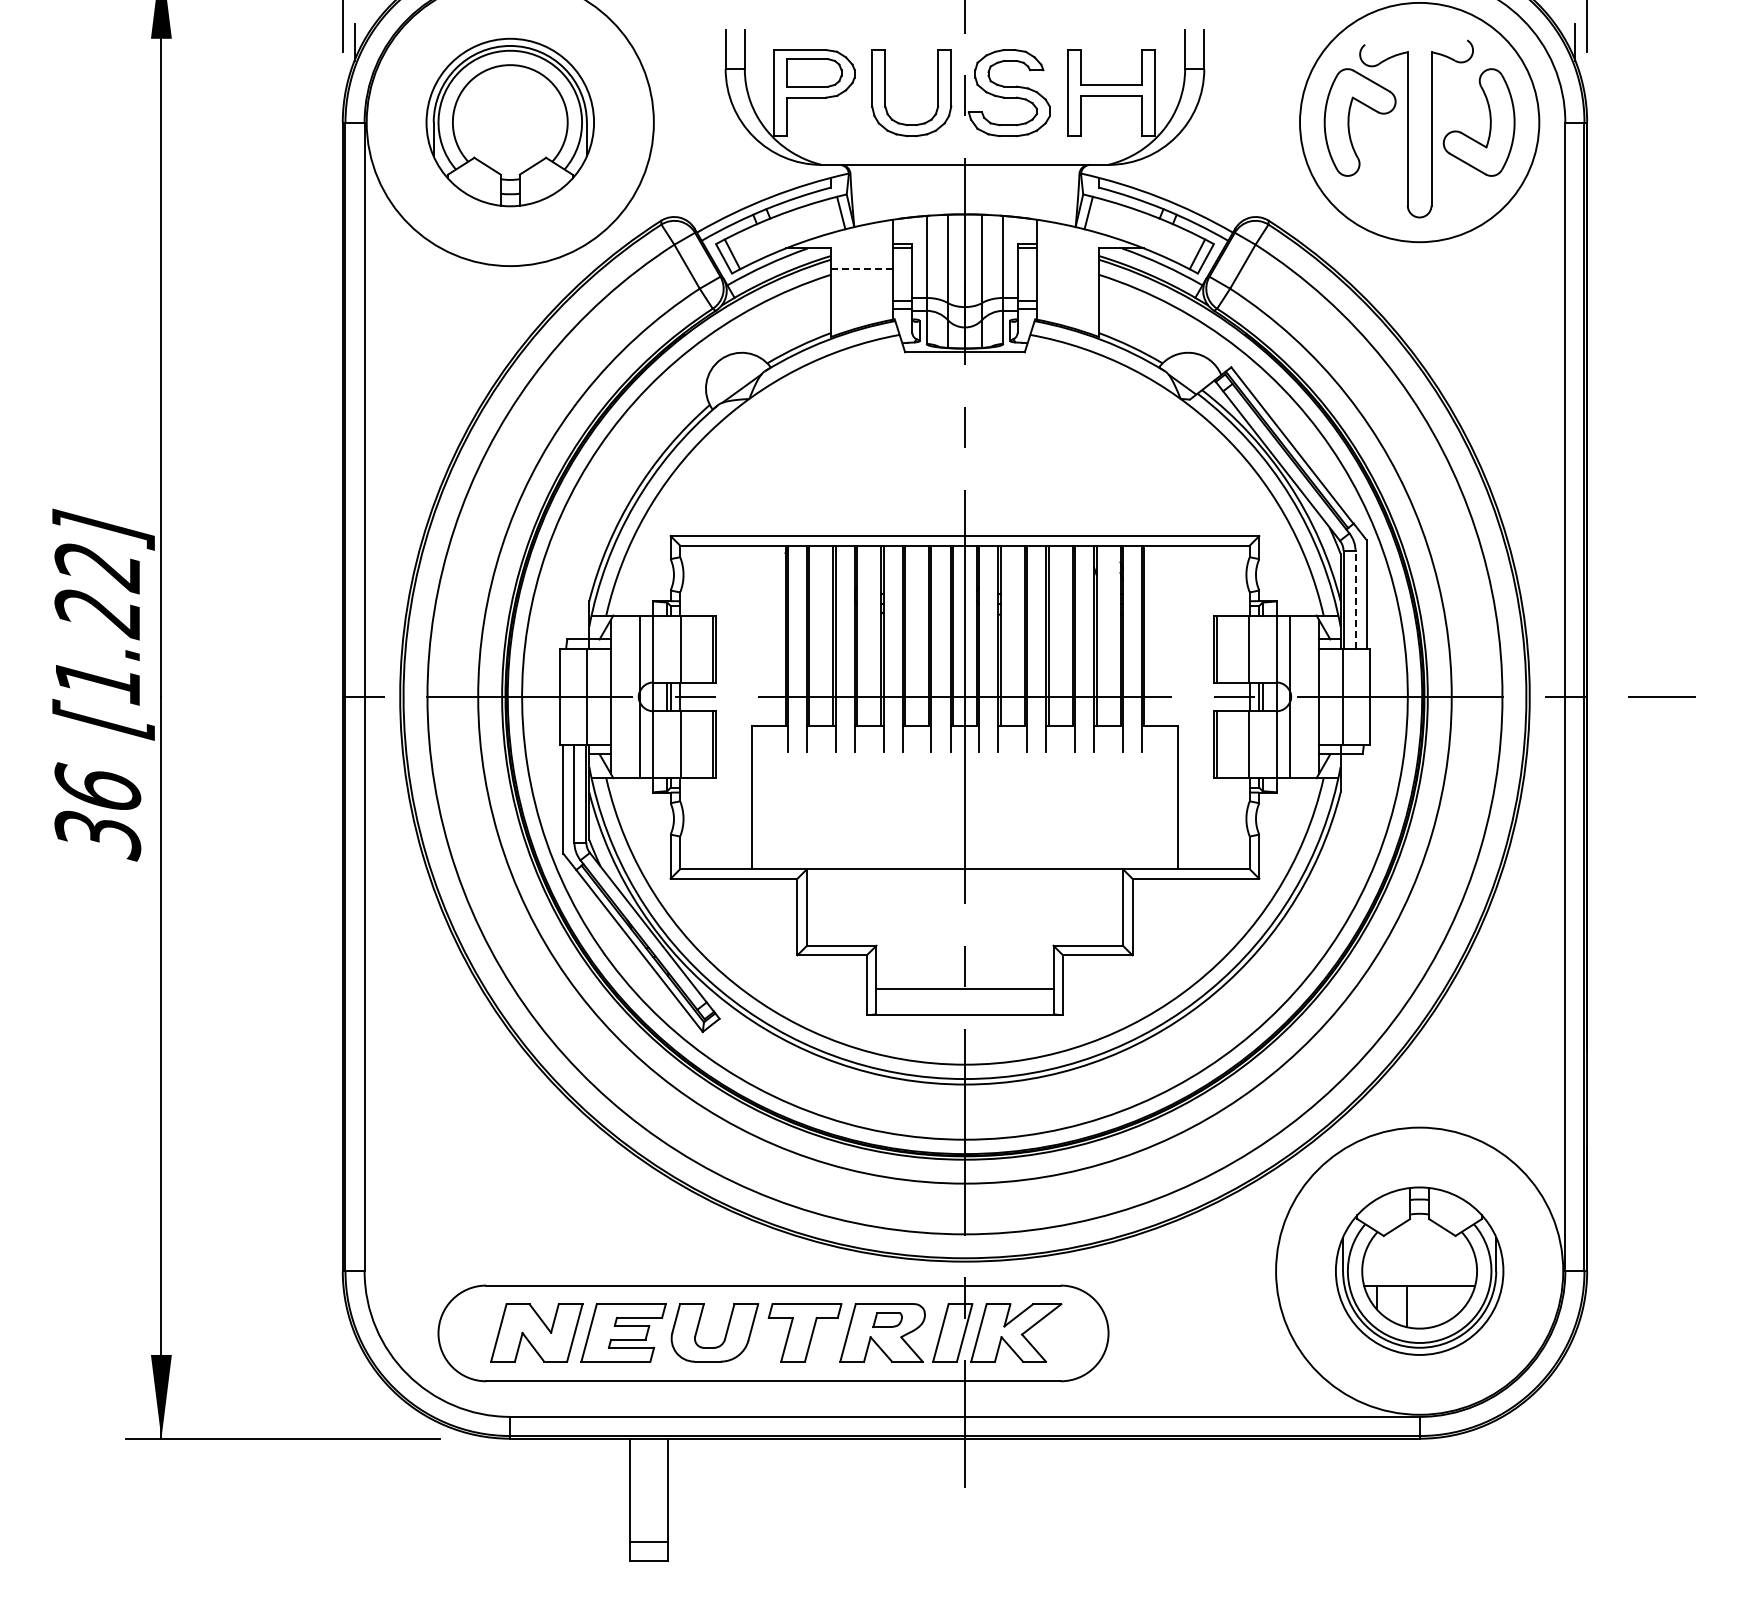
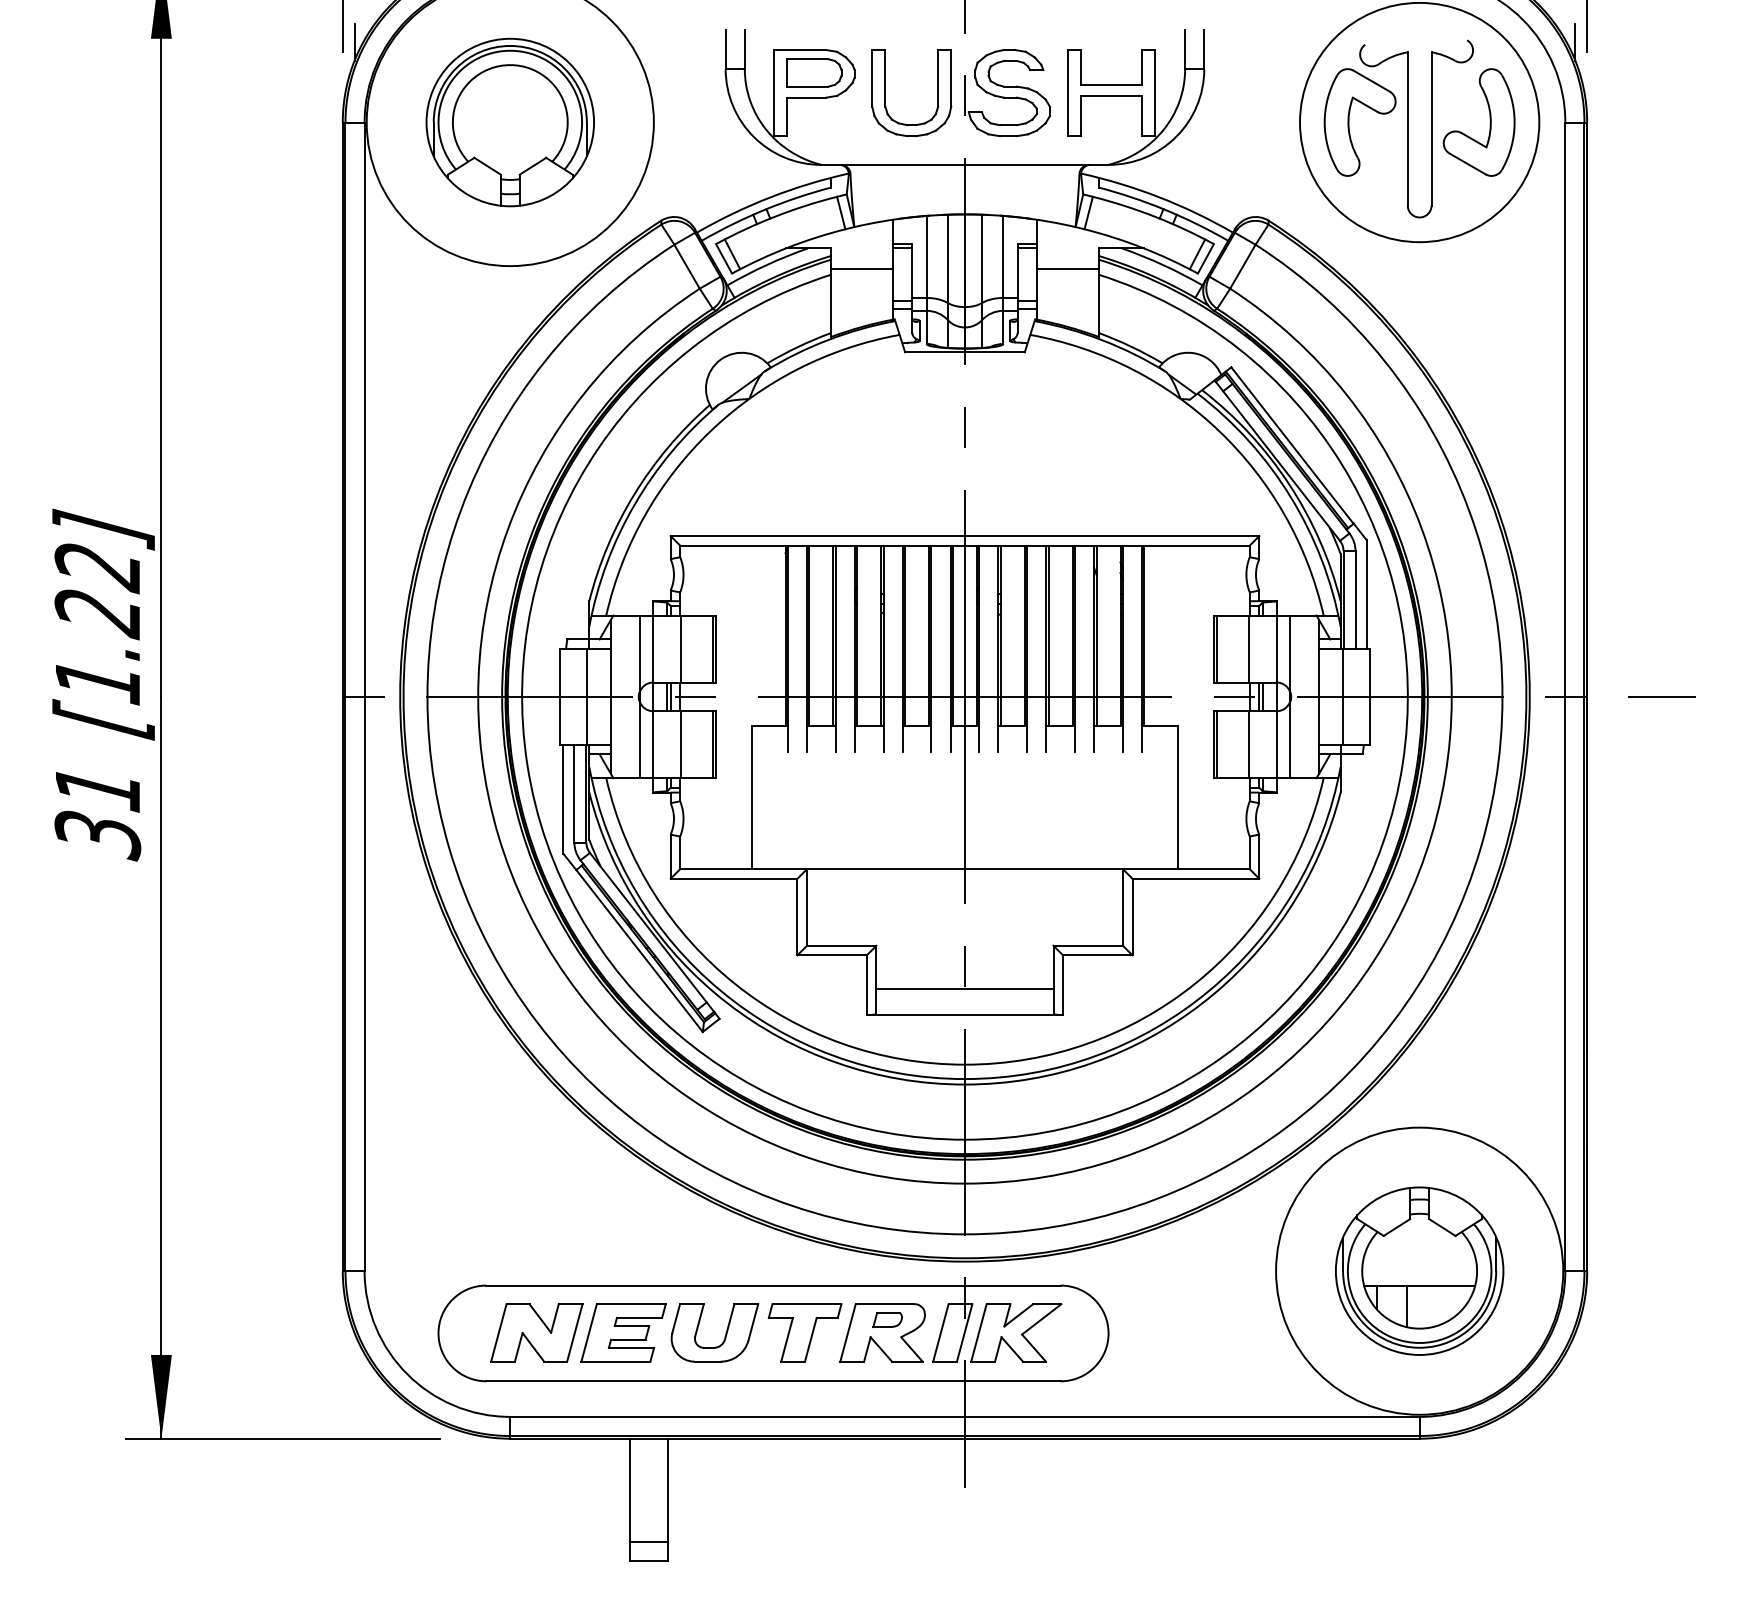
line: dashed -> solid (861, 268)
line: none -> present (1067, 268)
line: dashed -> solid (1355, 600)
text: 36 -> 31 (97, 787)
